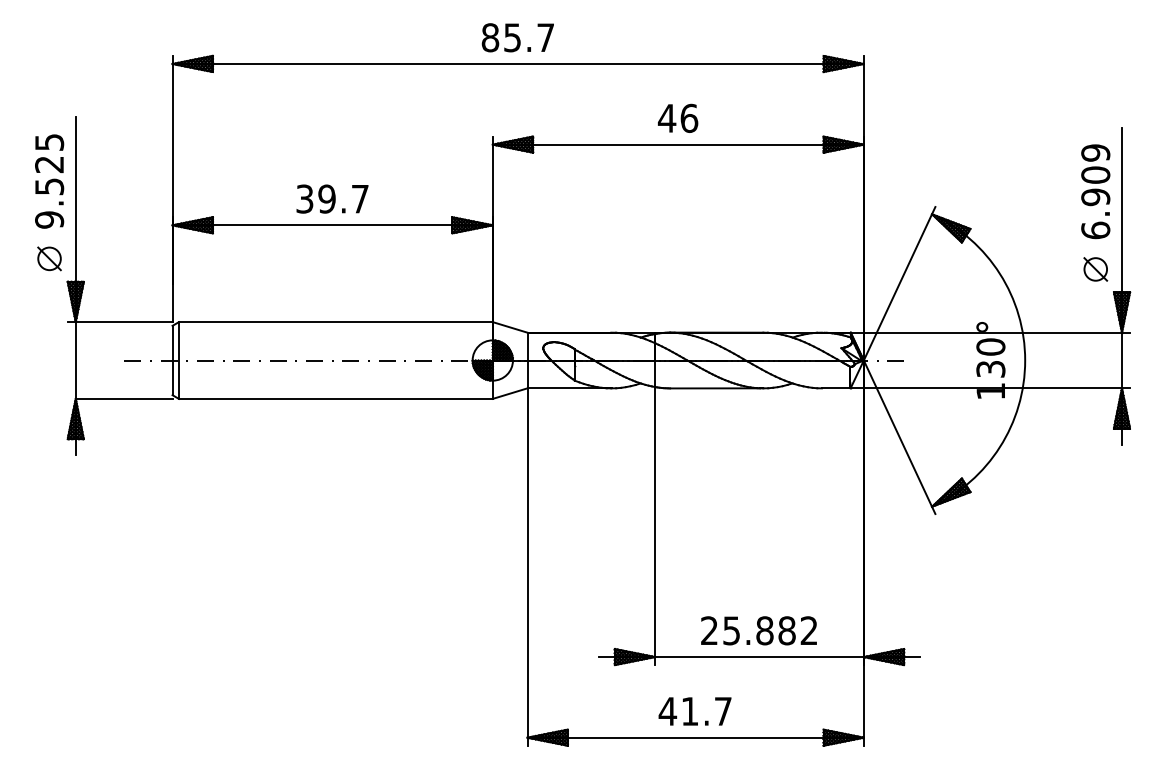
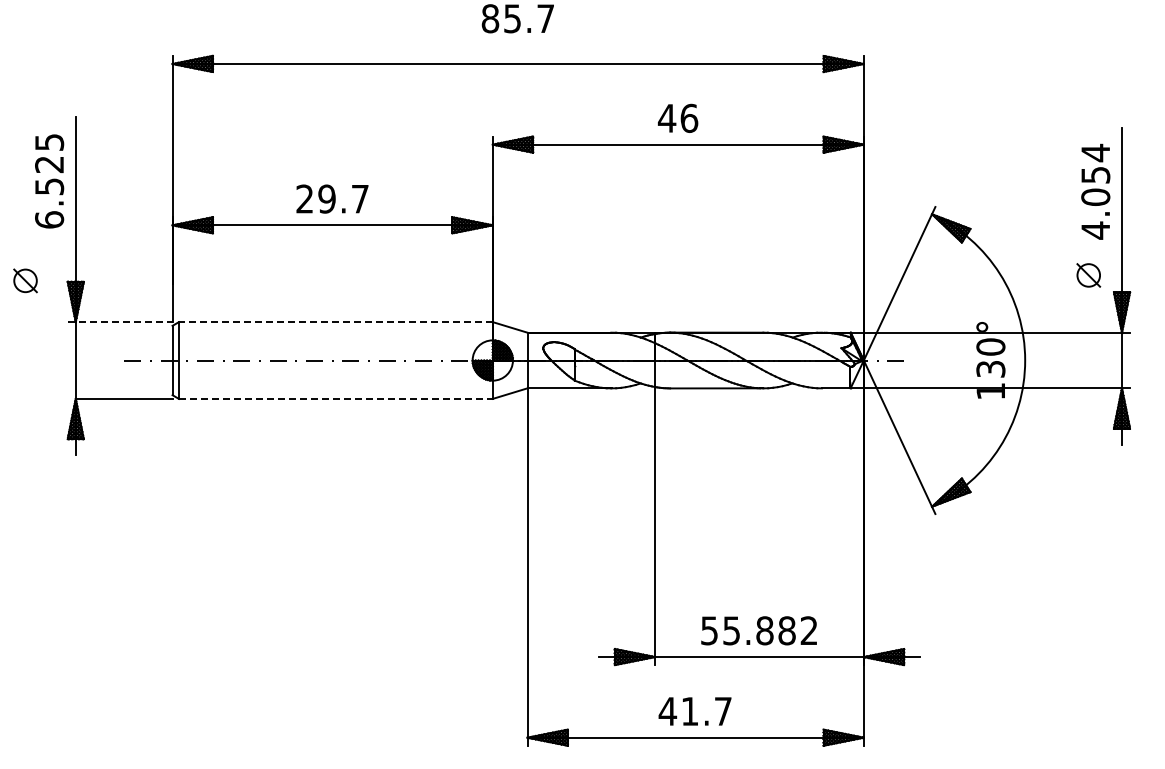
text position: (517, 37) -> (517, 18) (517, 18)
text: 6.909 -> 4.054 (1095, 191)
text: 39.7 -> 29.7 (304, 198)
text: 9.525 -> 6.525 (49, 219)
part position: (49, 258) -> (25, 280) (25, 280)
part position: (1095, 269) -> (1088, 275) (1088, 275)
line: solid -> dashed (120, 322)
line: solid -> dashed (335, 322)
line: solid -> dashed (335, 398)
text: 25.882 -> 55.882 (709, 630)
